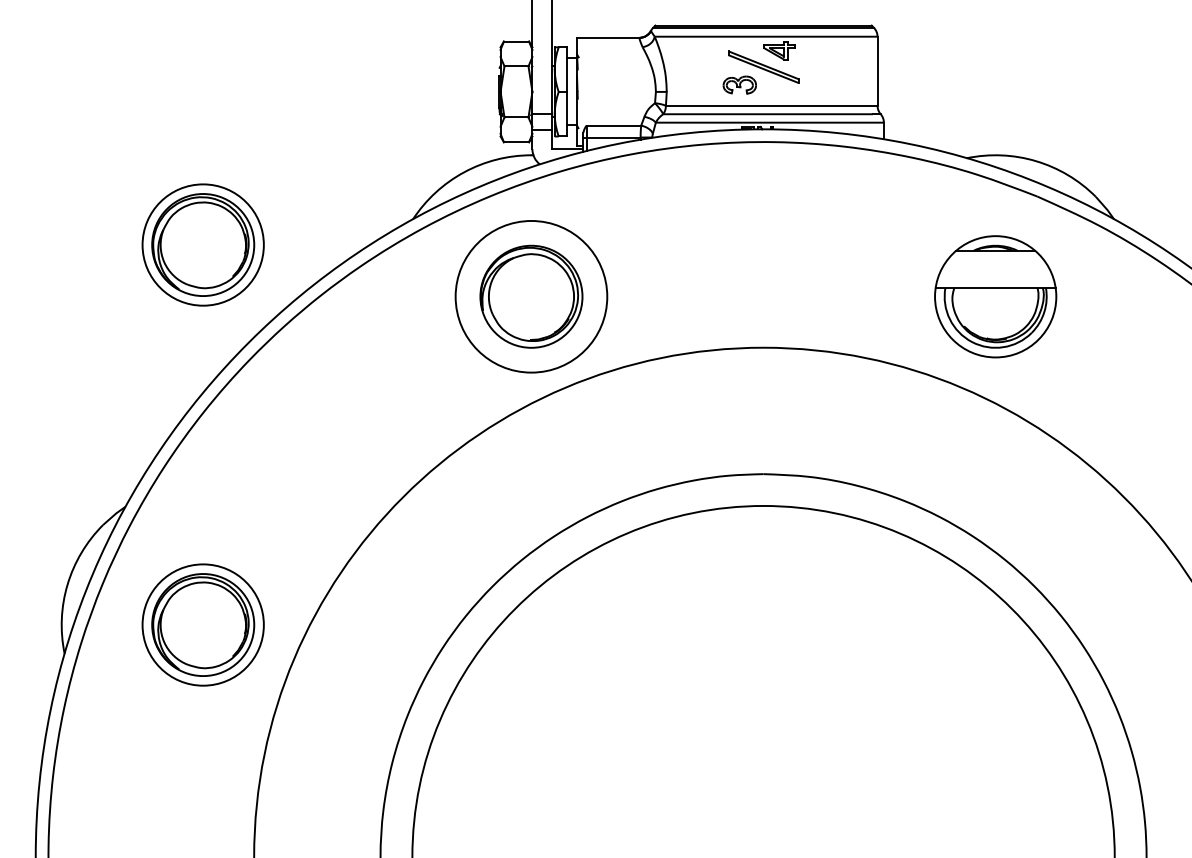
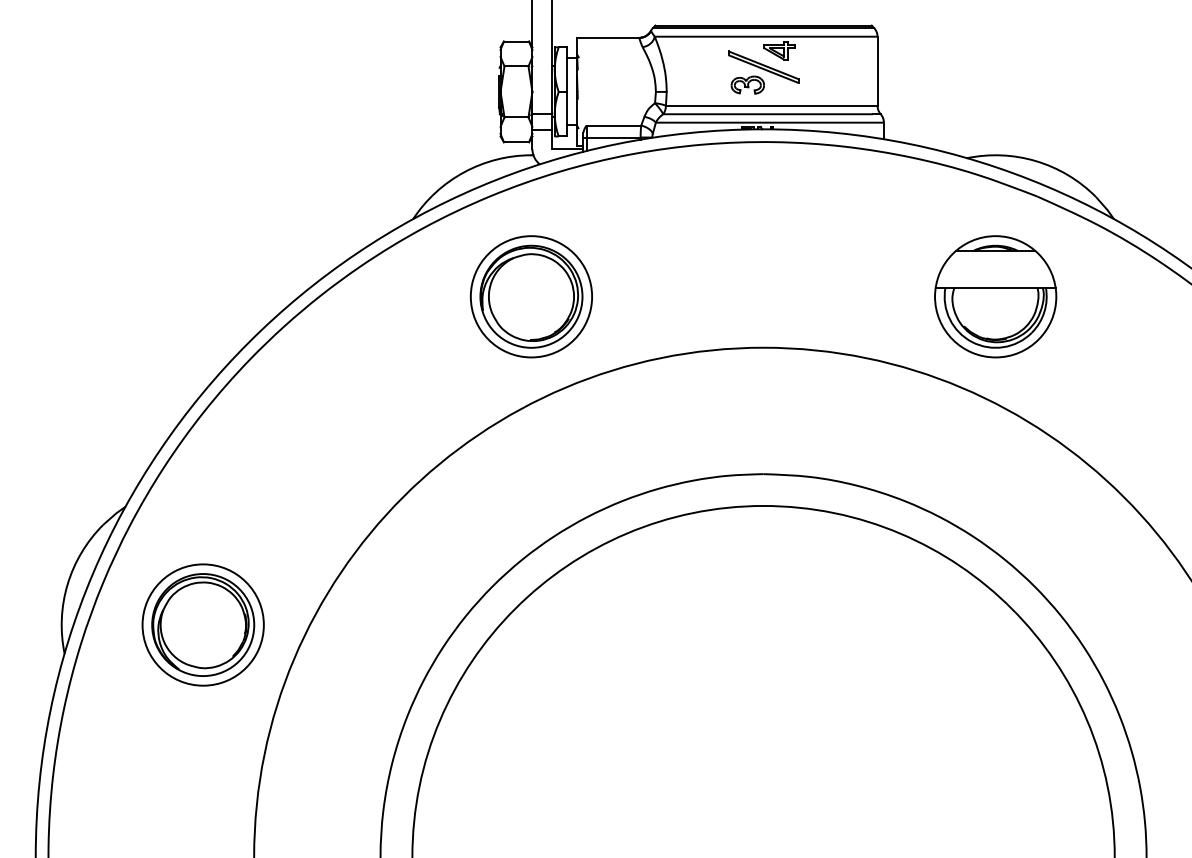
part position: (739, 84) -> (747, 84) (747, 84)
part: present -> none (202, 244)
circle diameter: 152 px -> 121 px (531, 296)
